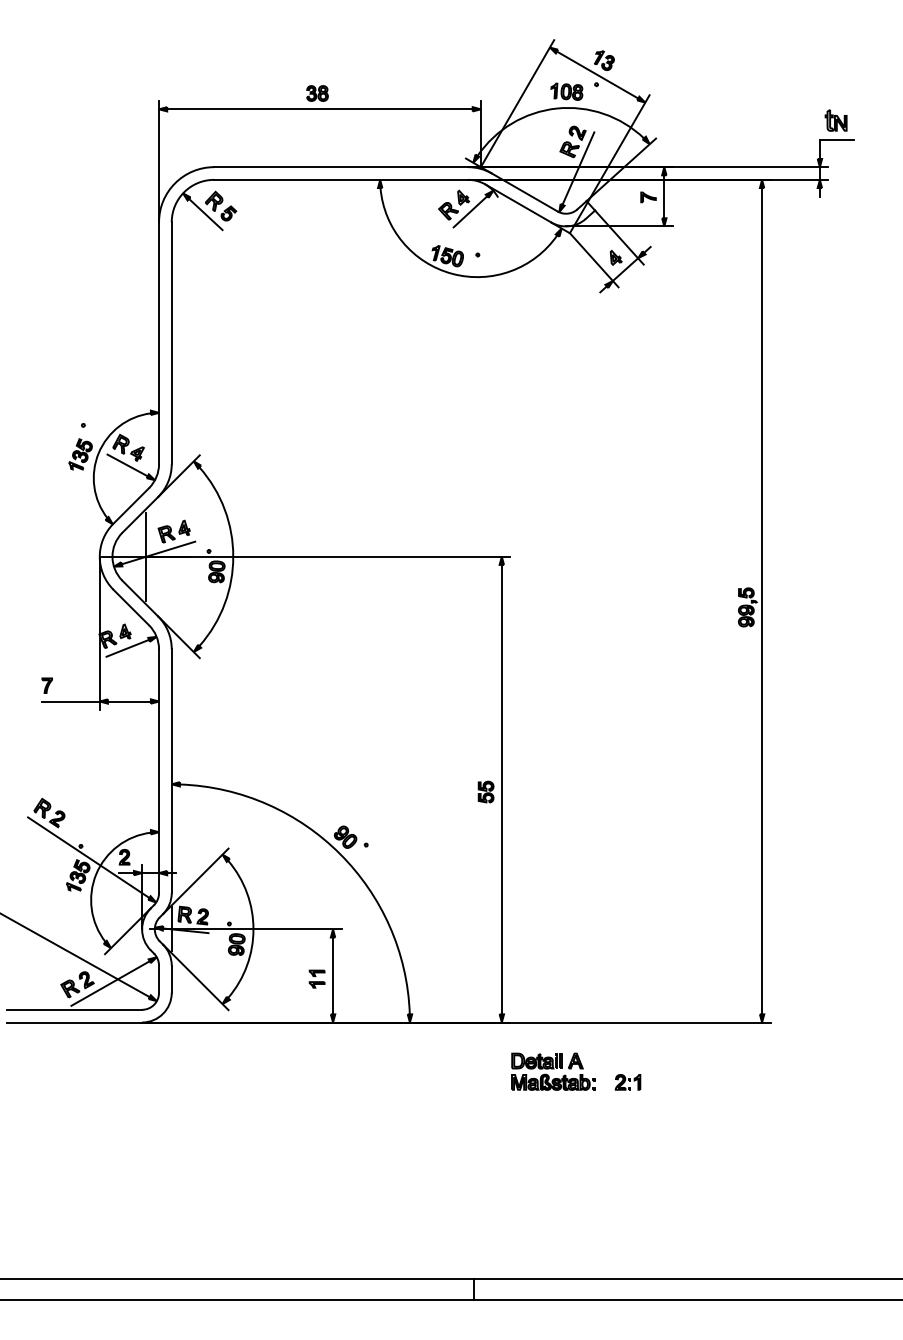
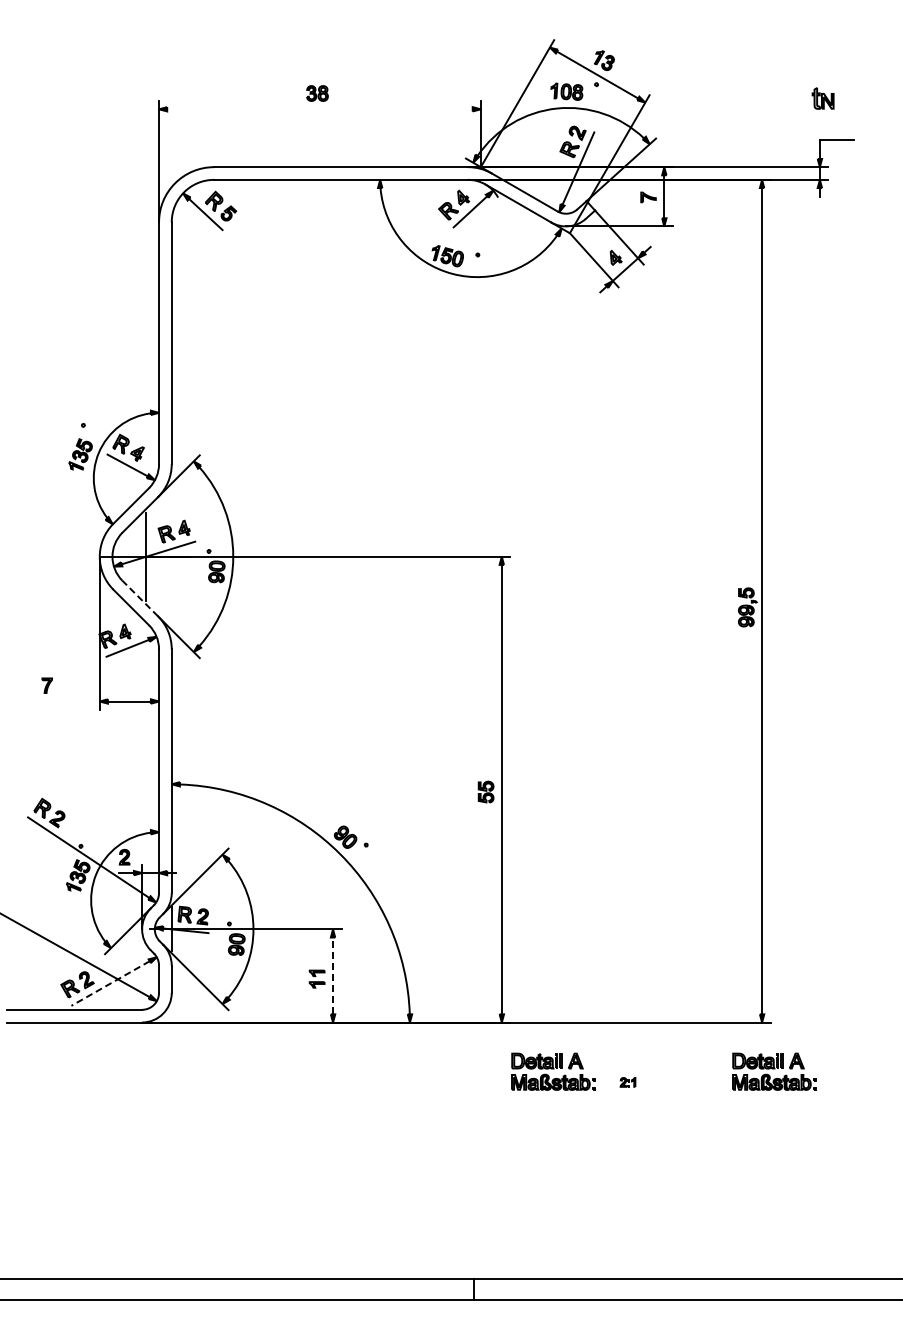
line: present -> none (319, 109)
part position: (835, 120) -> (822, 98) (822, 98)
line: solid -> dashed (139, 598)
line: present -> none (70, 701)
line: solid -> dashed (333, 975)
line: solid -> dashed (110, 983)
part: none -> present (774, 1071)
part size: 28x17 px -> 18x11 px (627, 1082)
